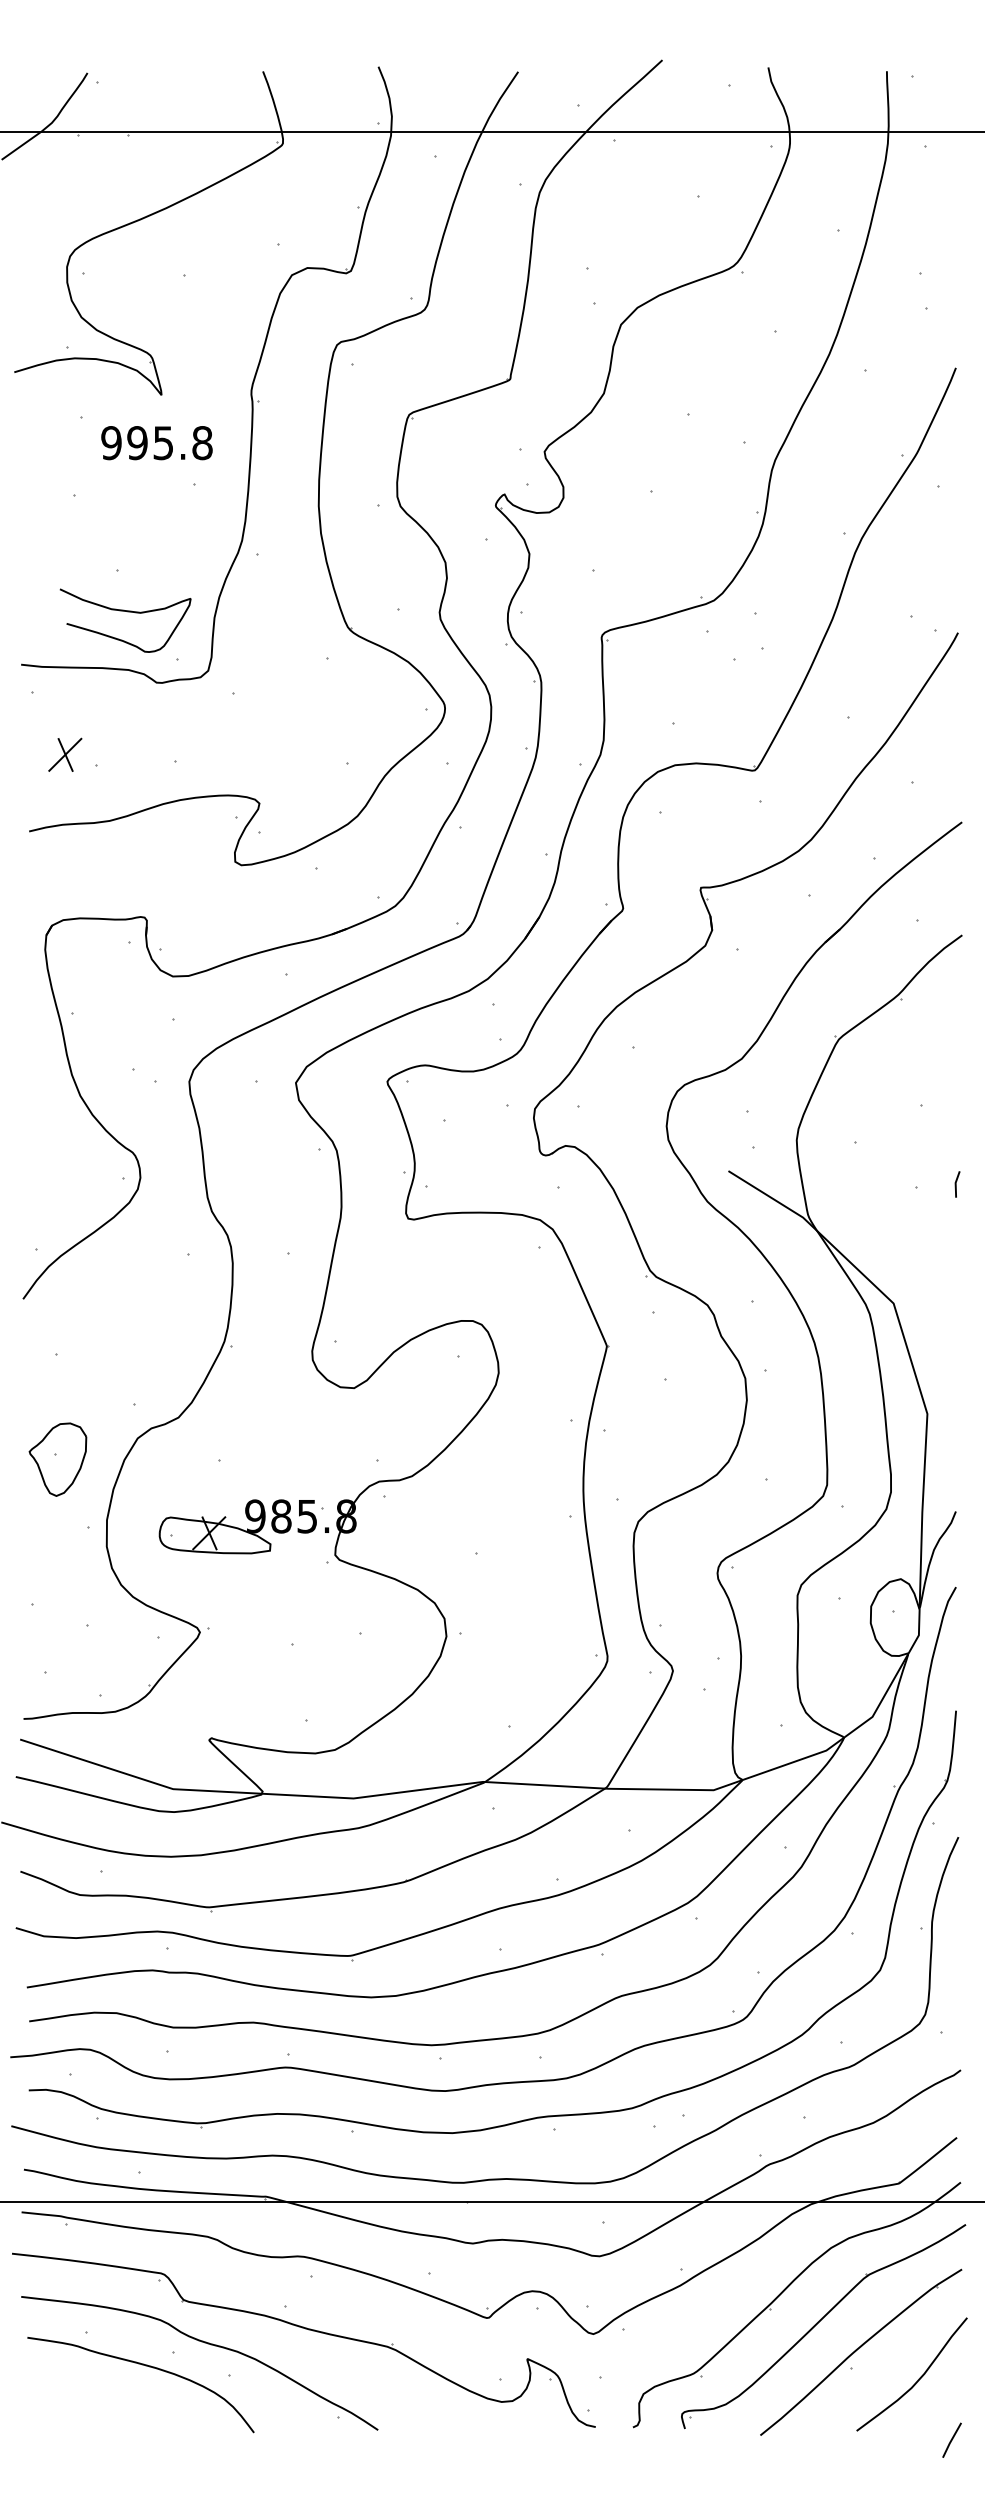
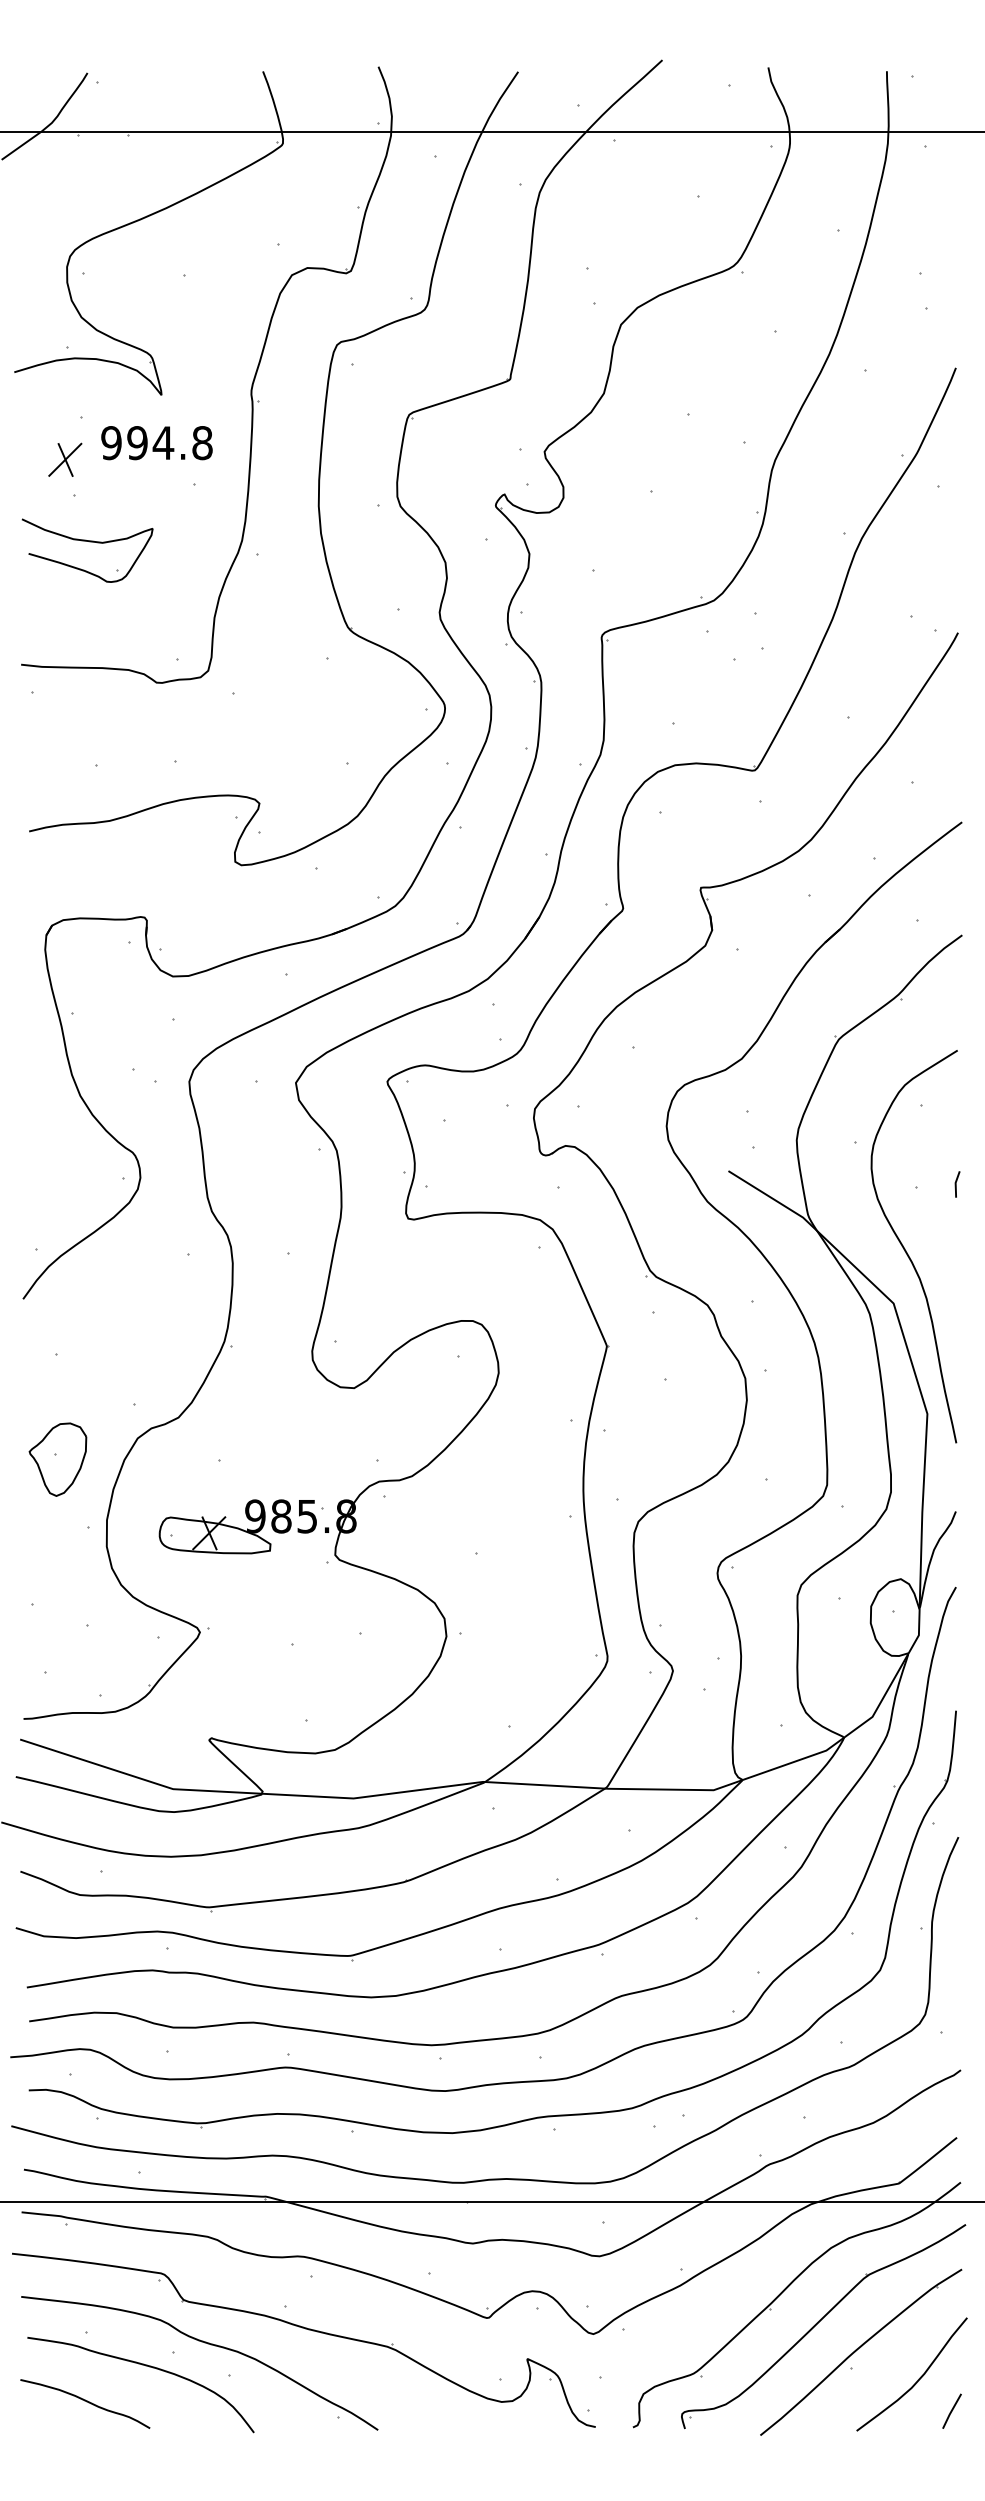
text: 995.8 -> 994.8 (163, 443)
curve position: (127, 612) -> (89, 542) (89, 542)
part position: (65, 754) -> (65, 459) (65, 459)
curve: none -> present (906, 1250)
curve: none -> present (86, 2402)
line position: (951, 2439) -> (951, 2410) (951, 2410)
